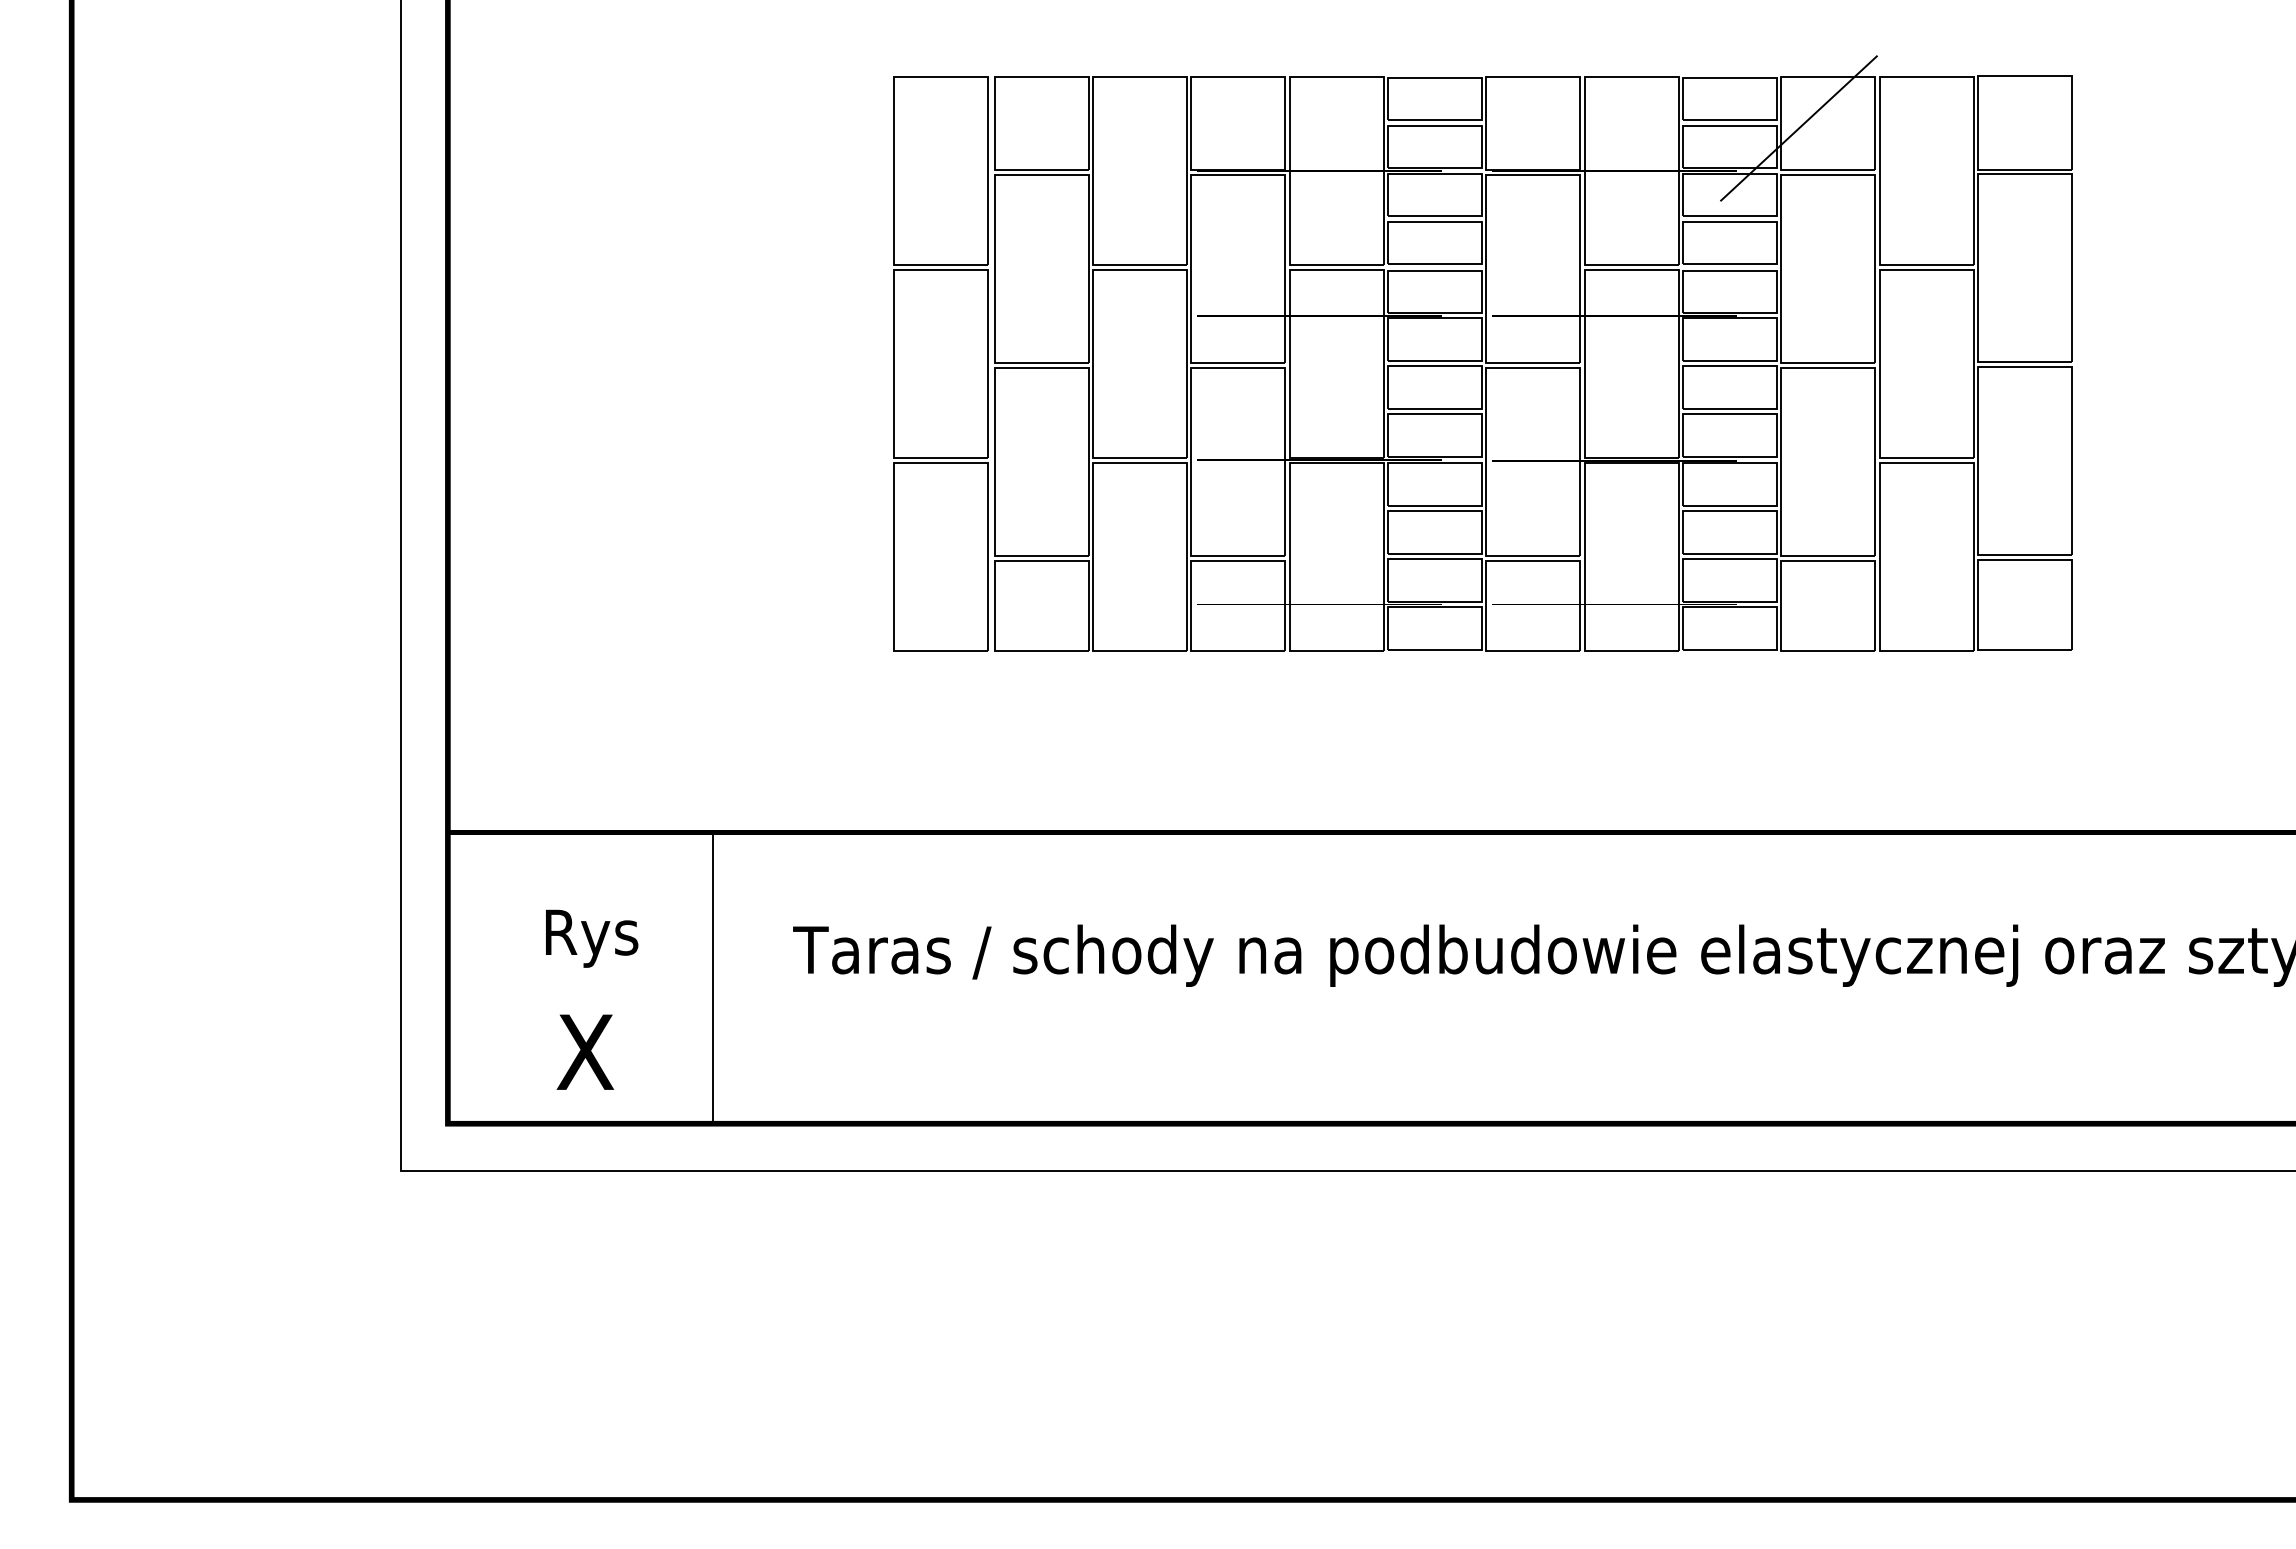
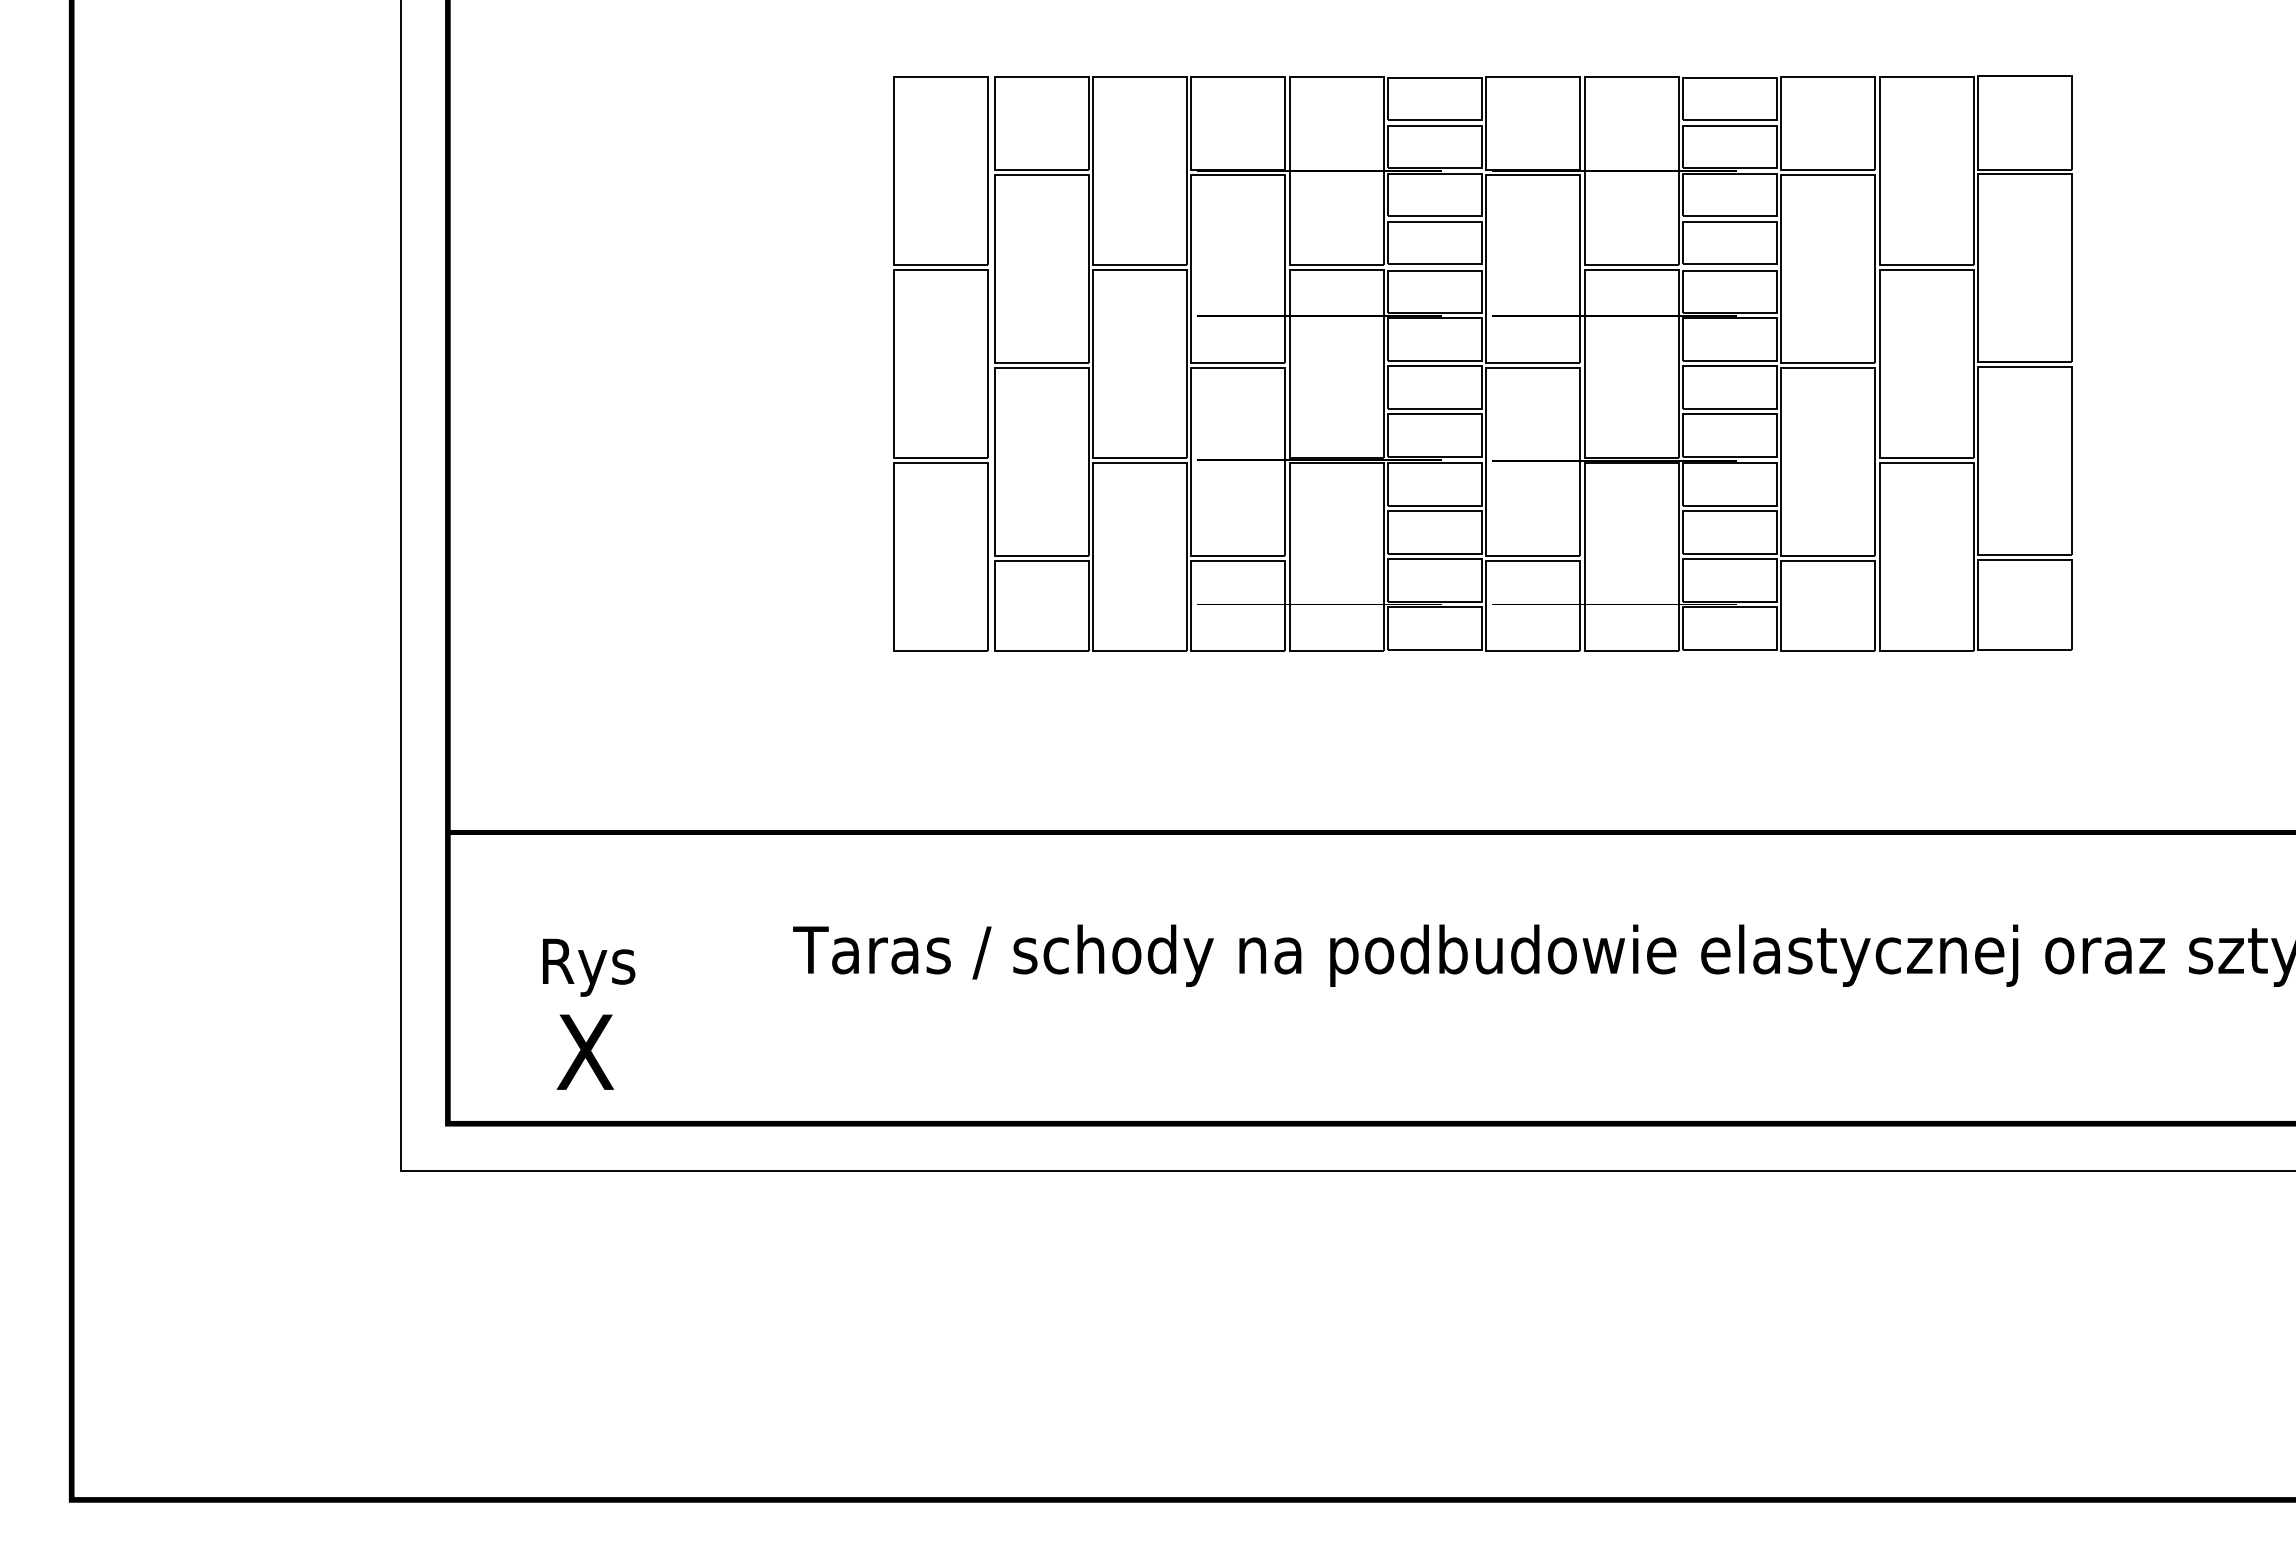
line: present -> none (1798, 128)
text position: (592, 938) -> (589, 967) (589, 967)
line: present -> none (713, 977)
